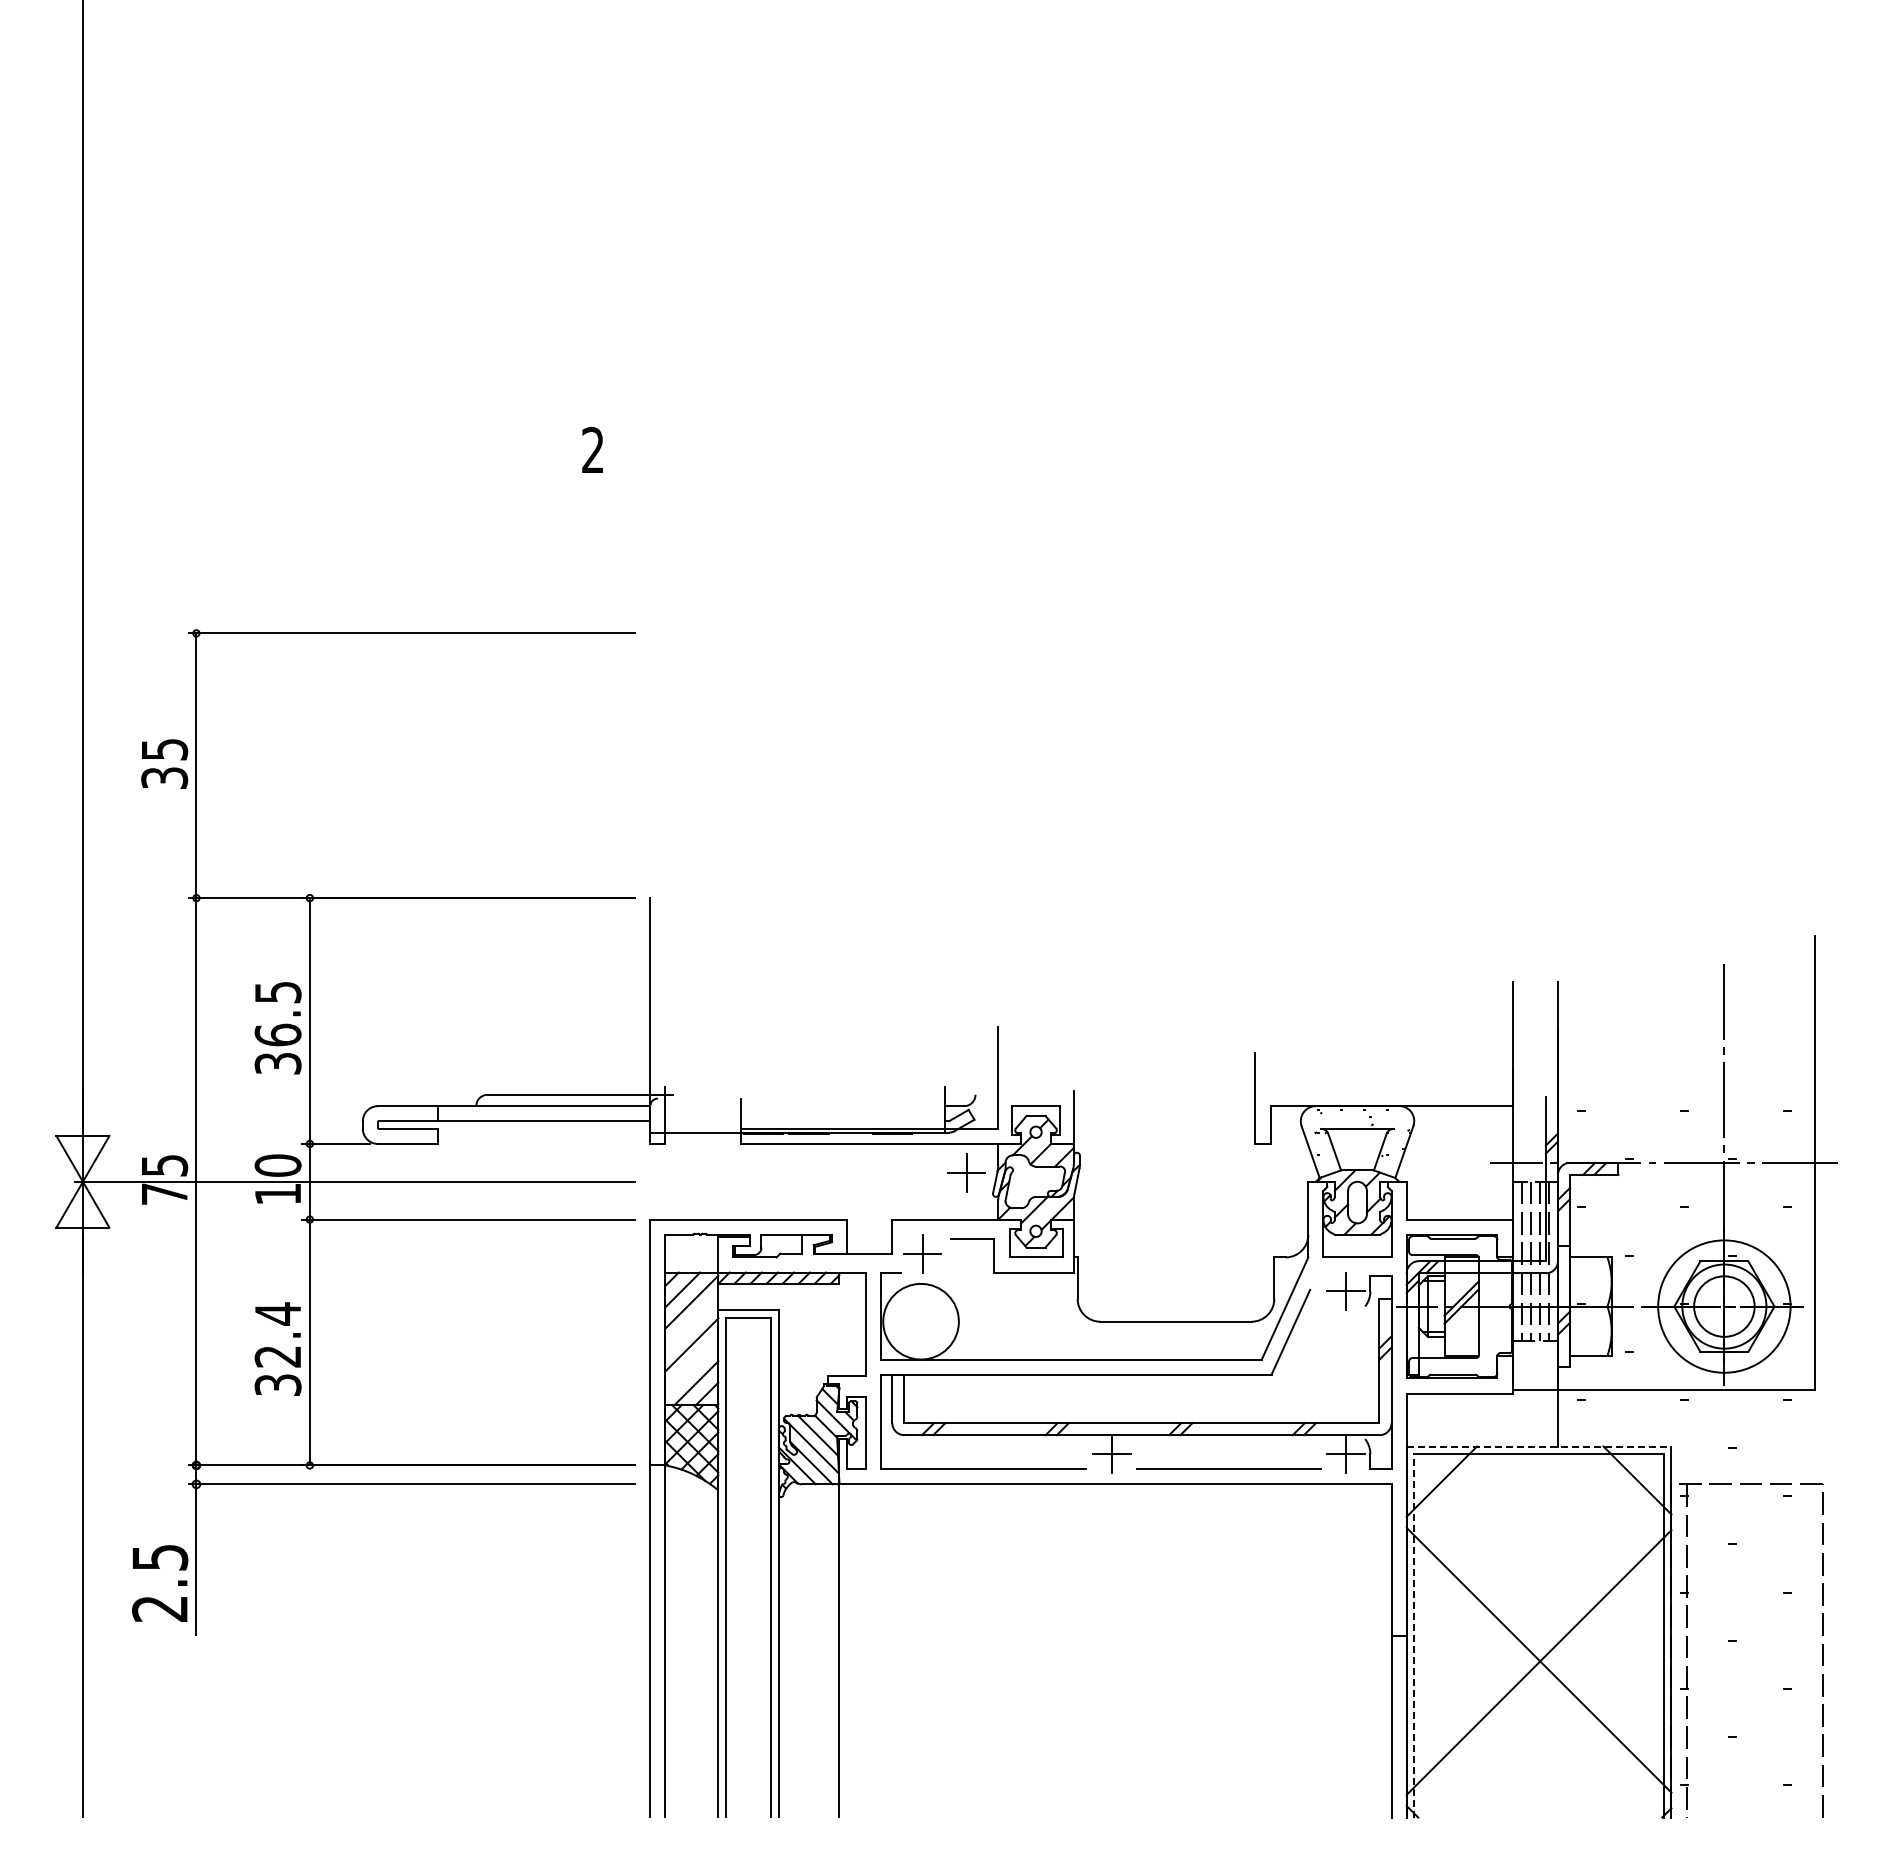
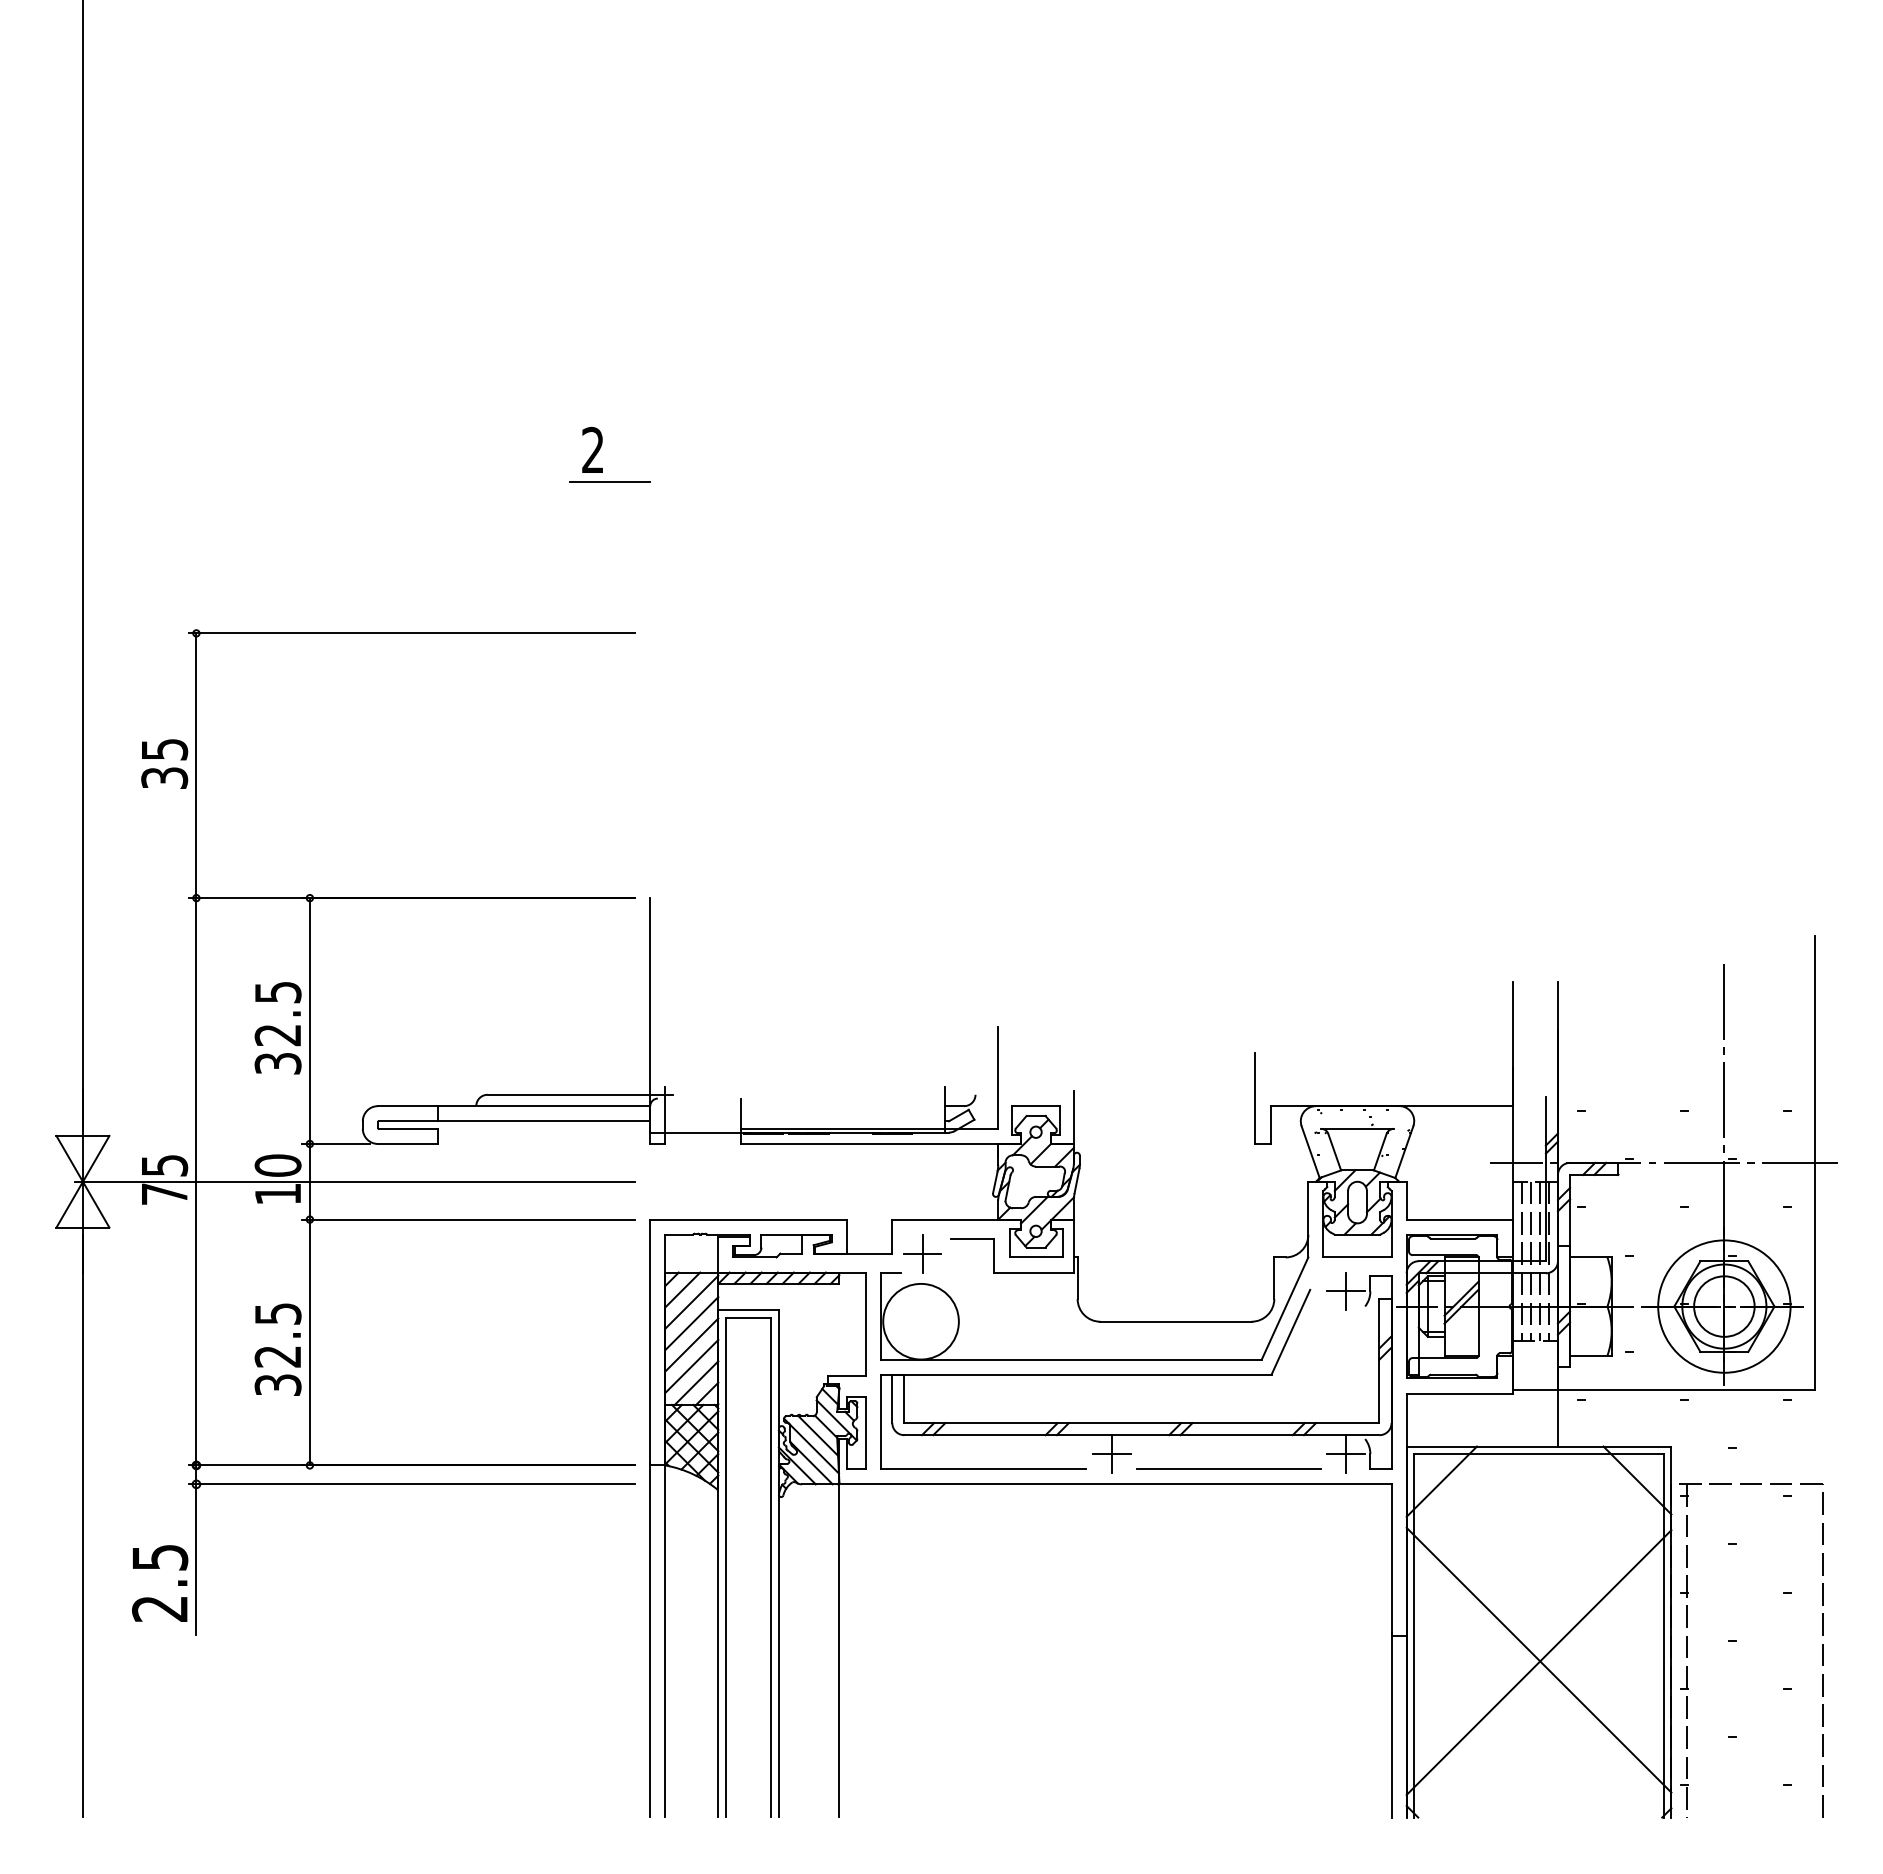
line: none -> present (609, 482)
text: 36.5 -> 32.5 (277, 1034)
part: present -> none (966, 1172)
text: 32.4 -> 32.5 (278, 1313)
line: none -> present (691, 1323)
line: none -> present (691, 1365)
line: dashed -> solid (1539, 1446)
line: dashed -> solid (1414, 1635)
